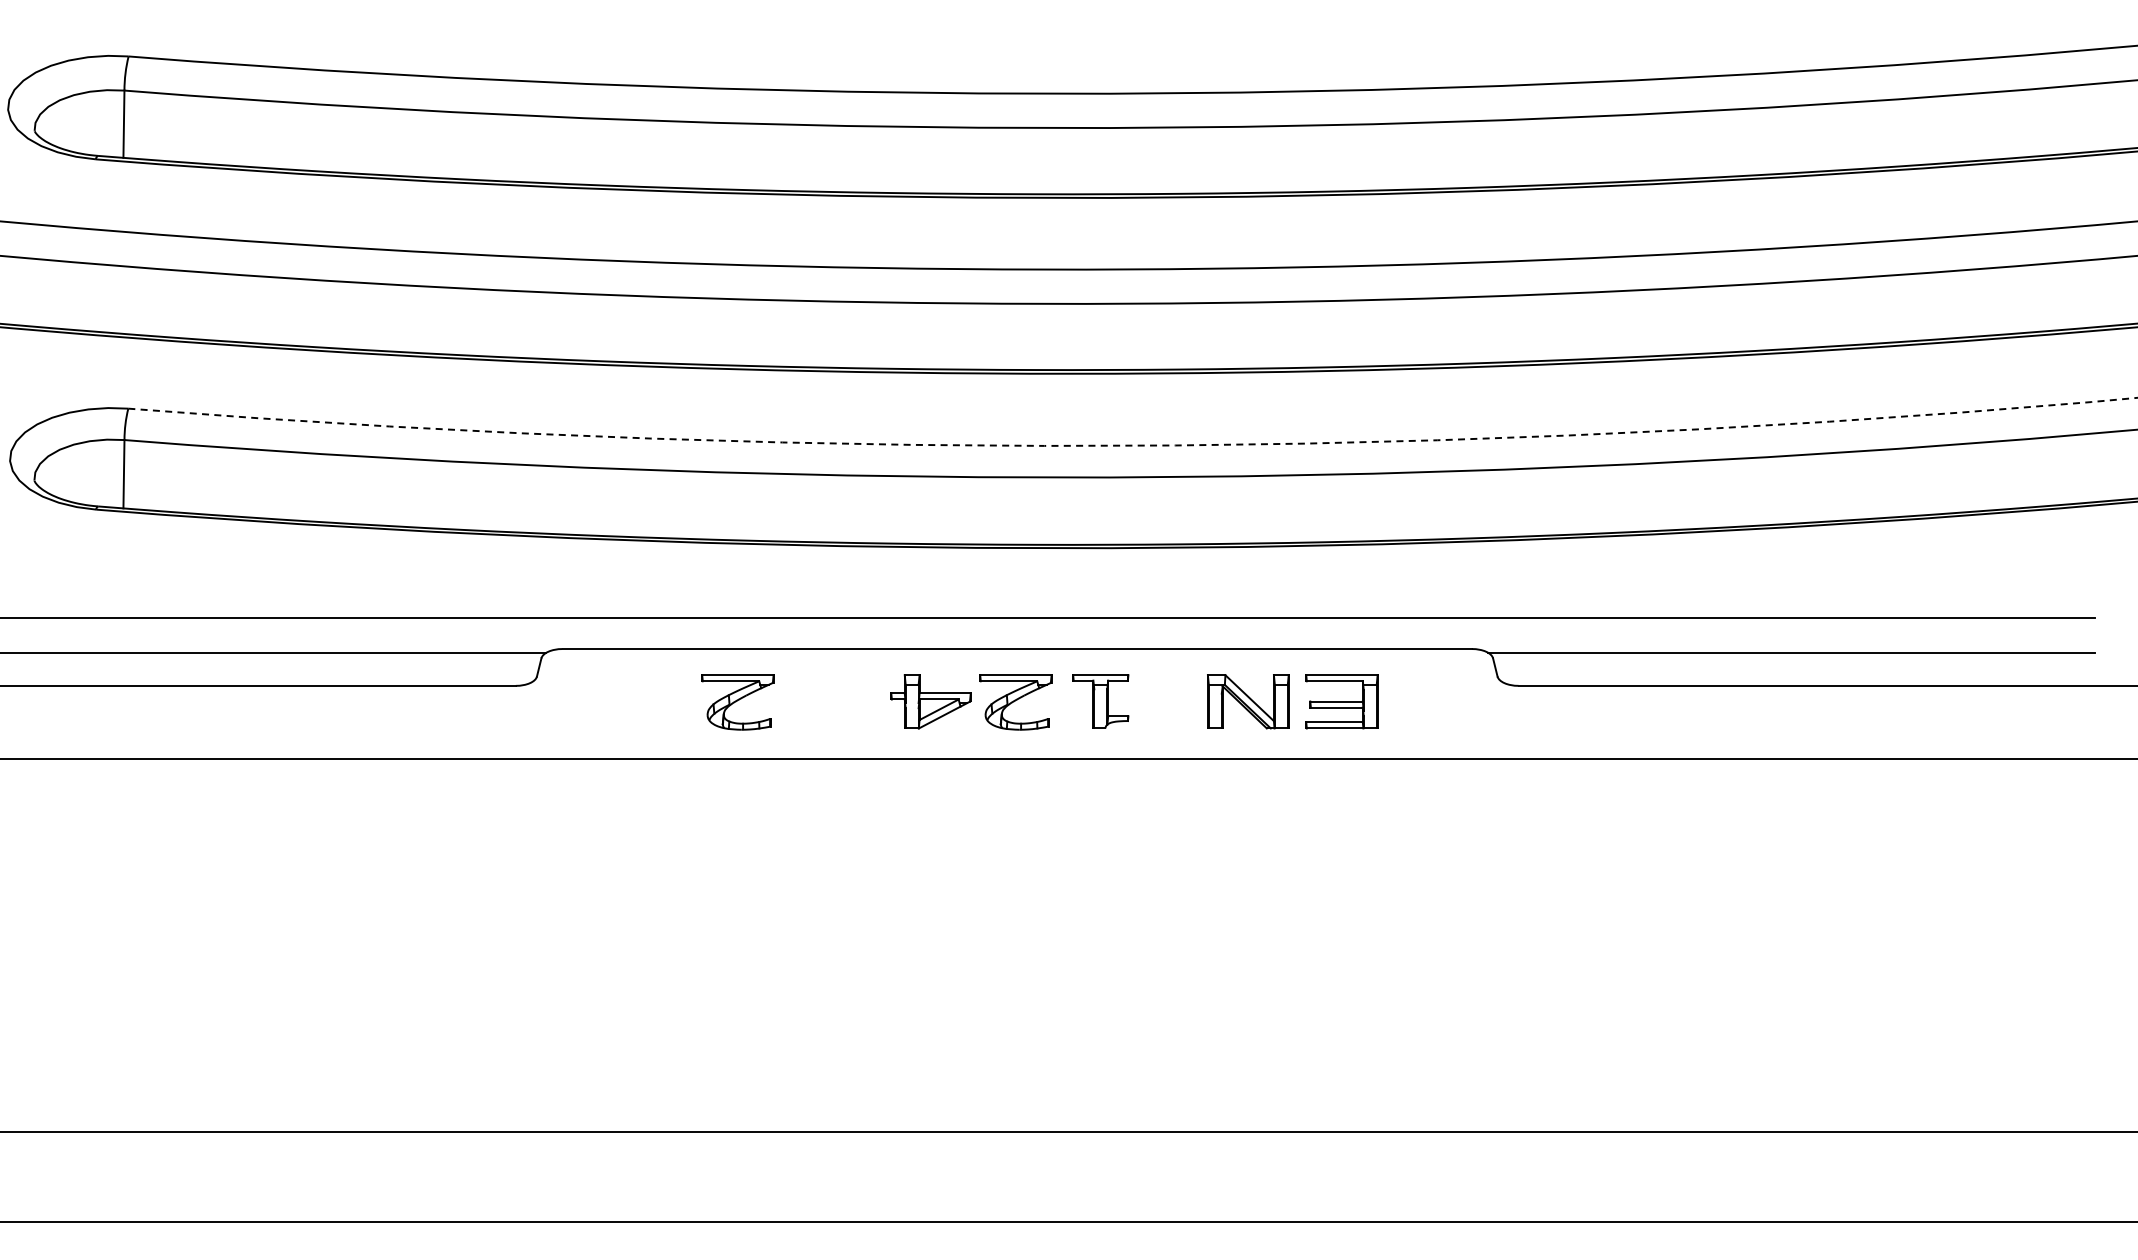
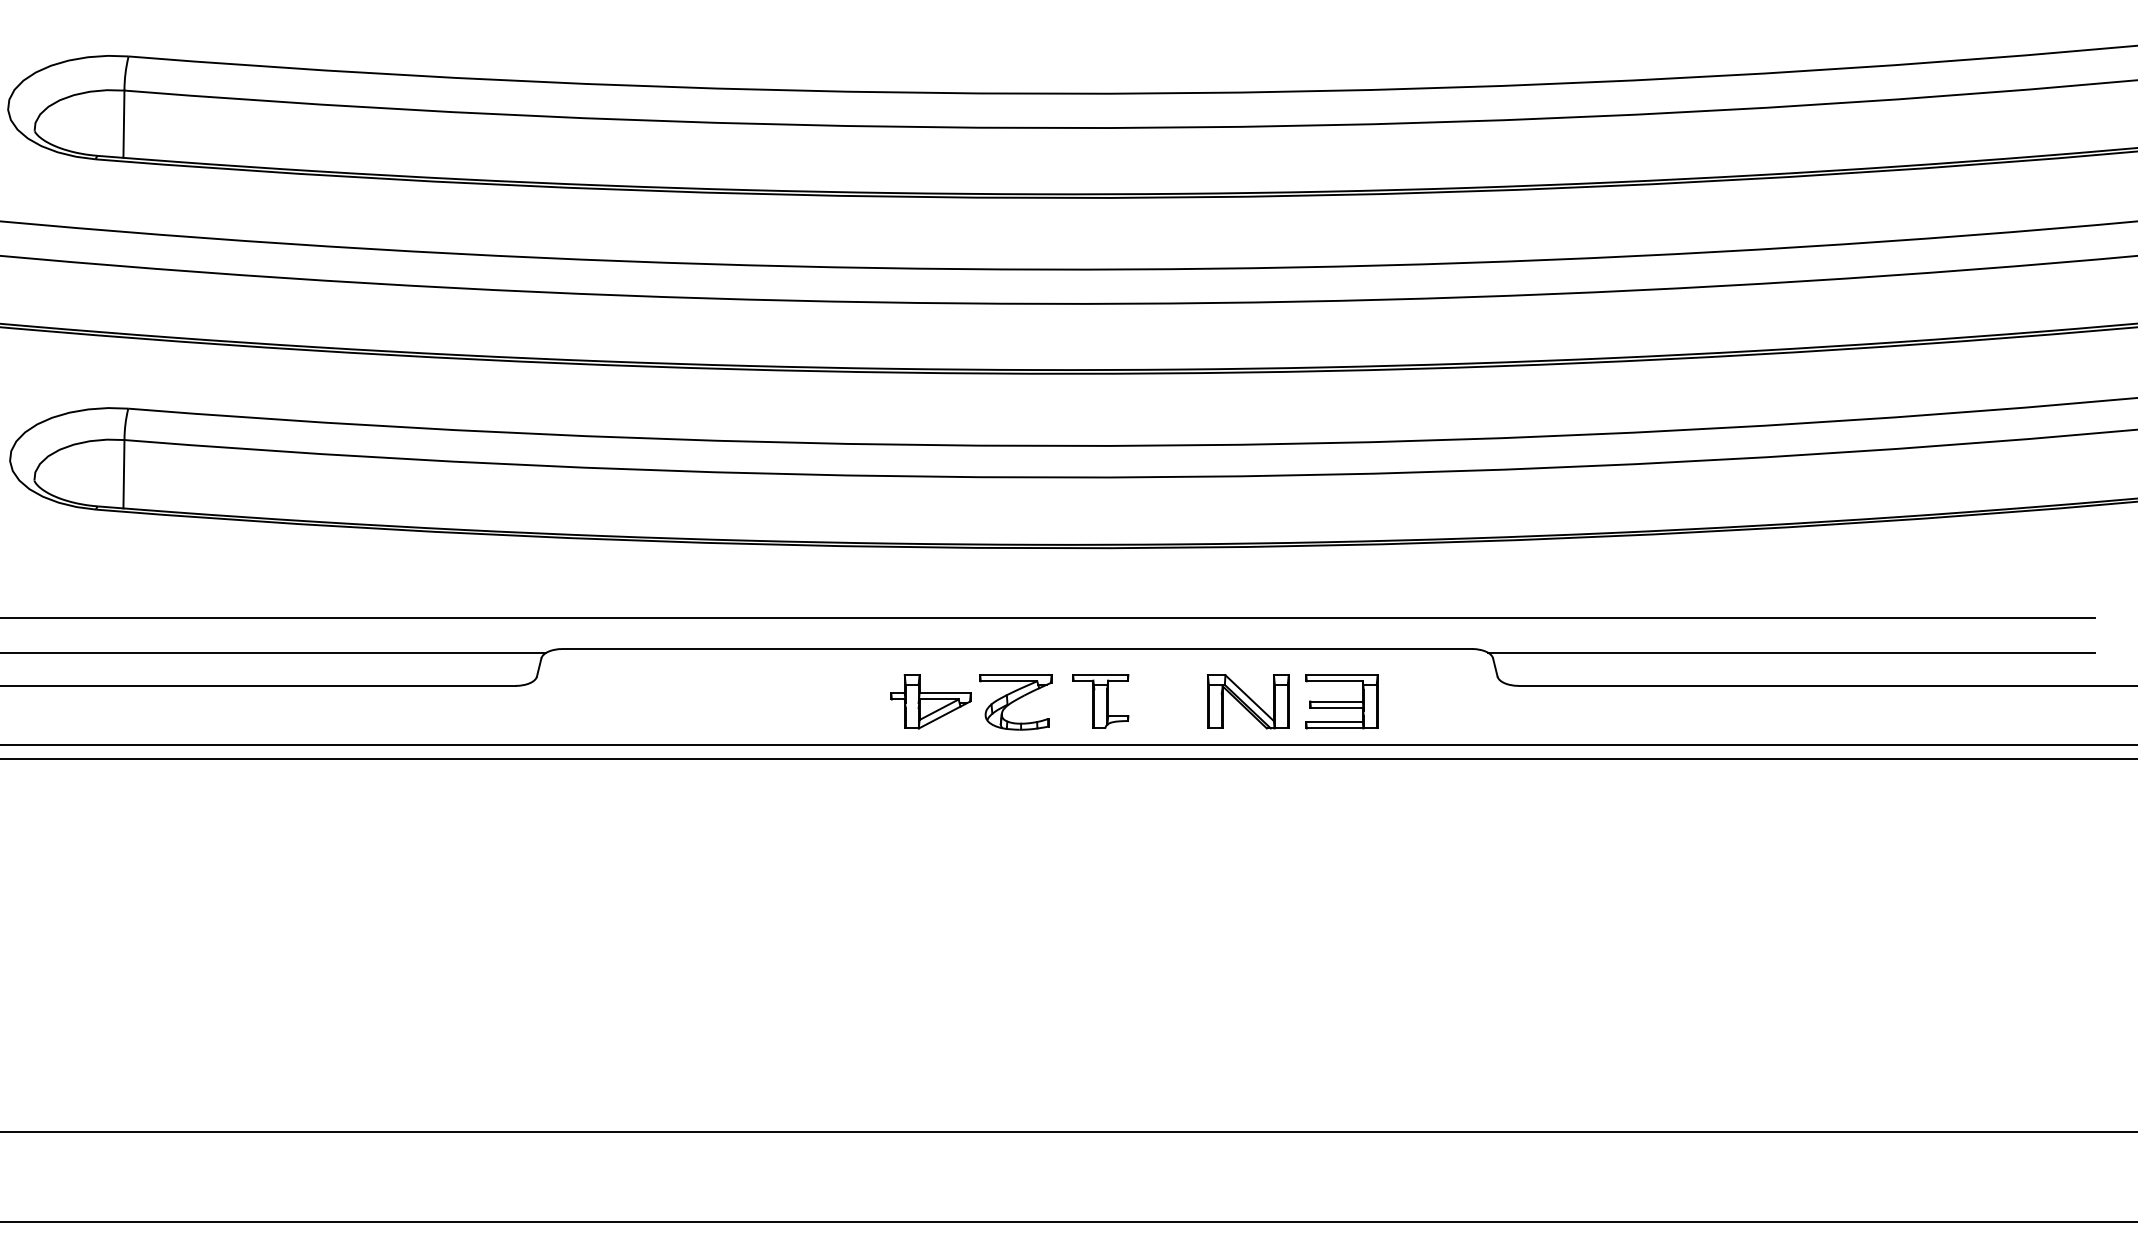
arc: dashed -> solid (1133, 445)
part: present -> none (737, 702)
line: none -> present (1068, 744)
